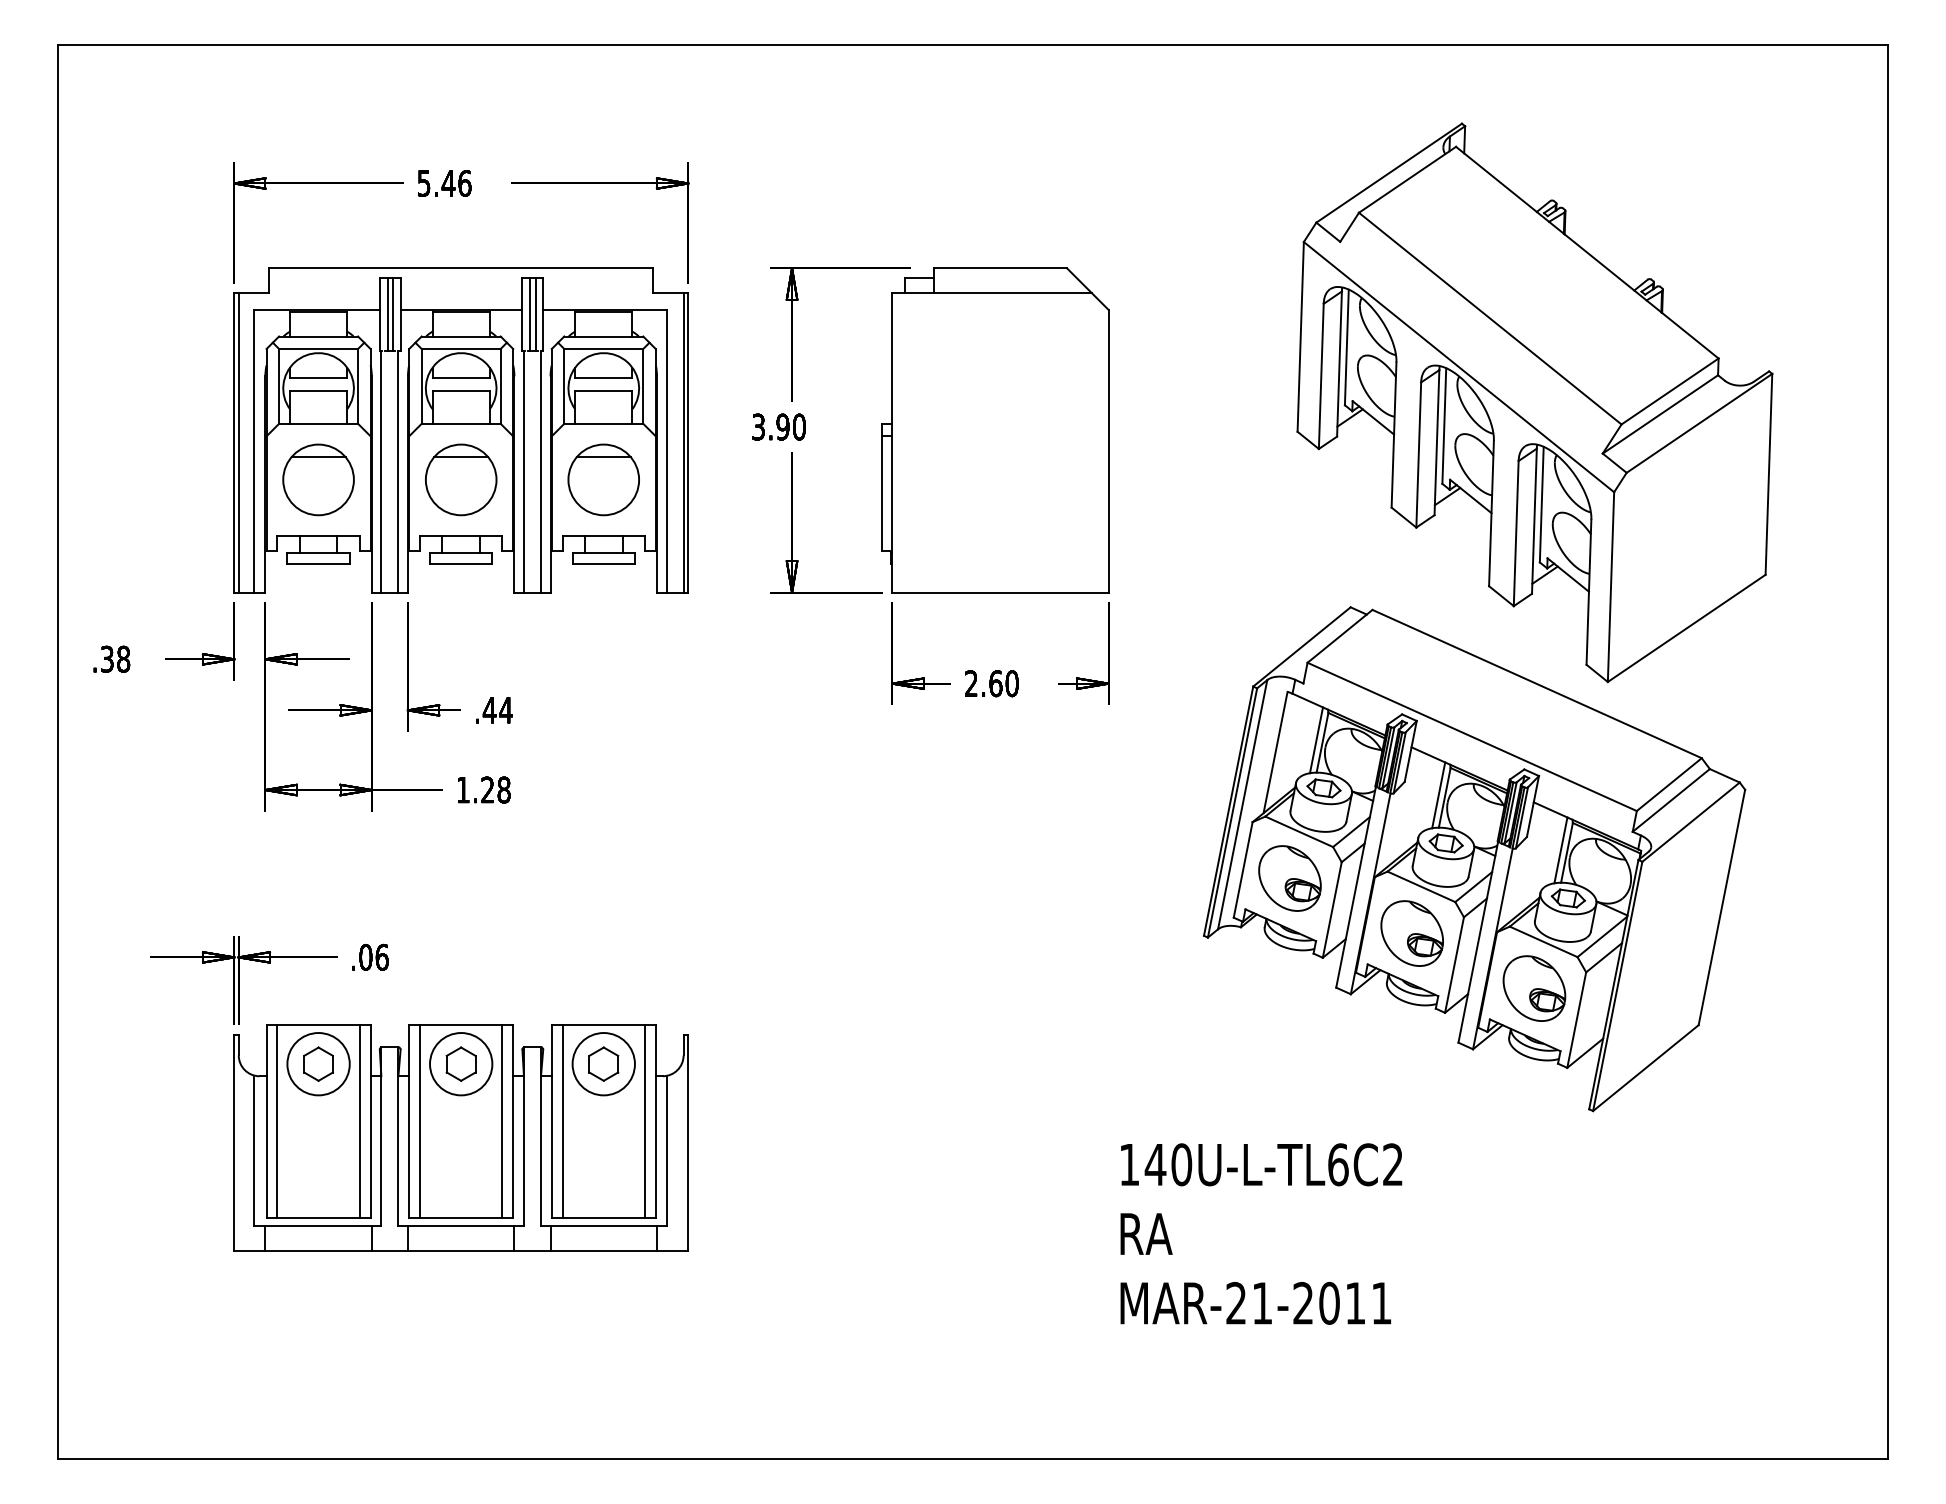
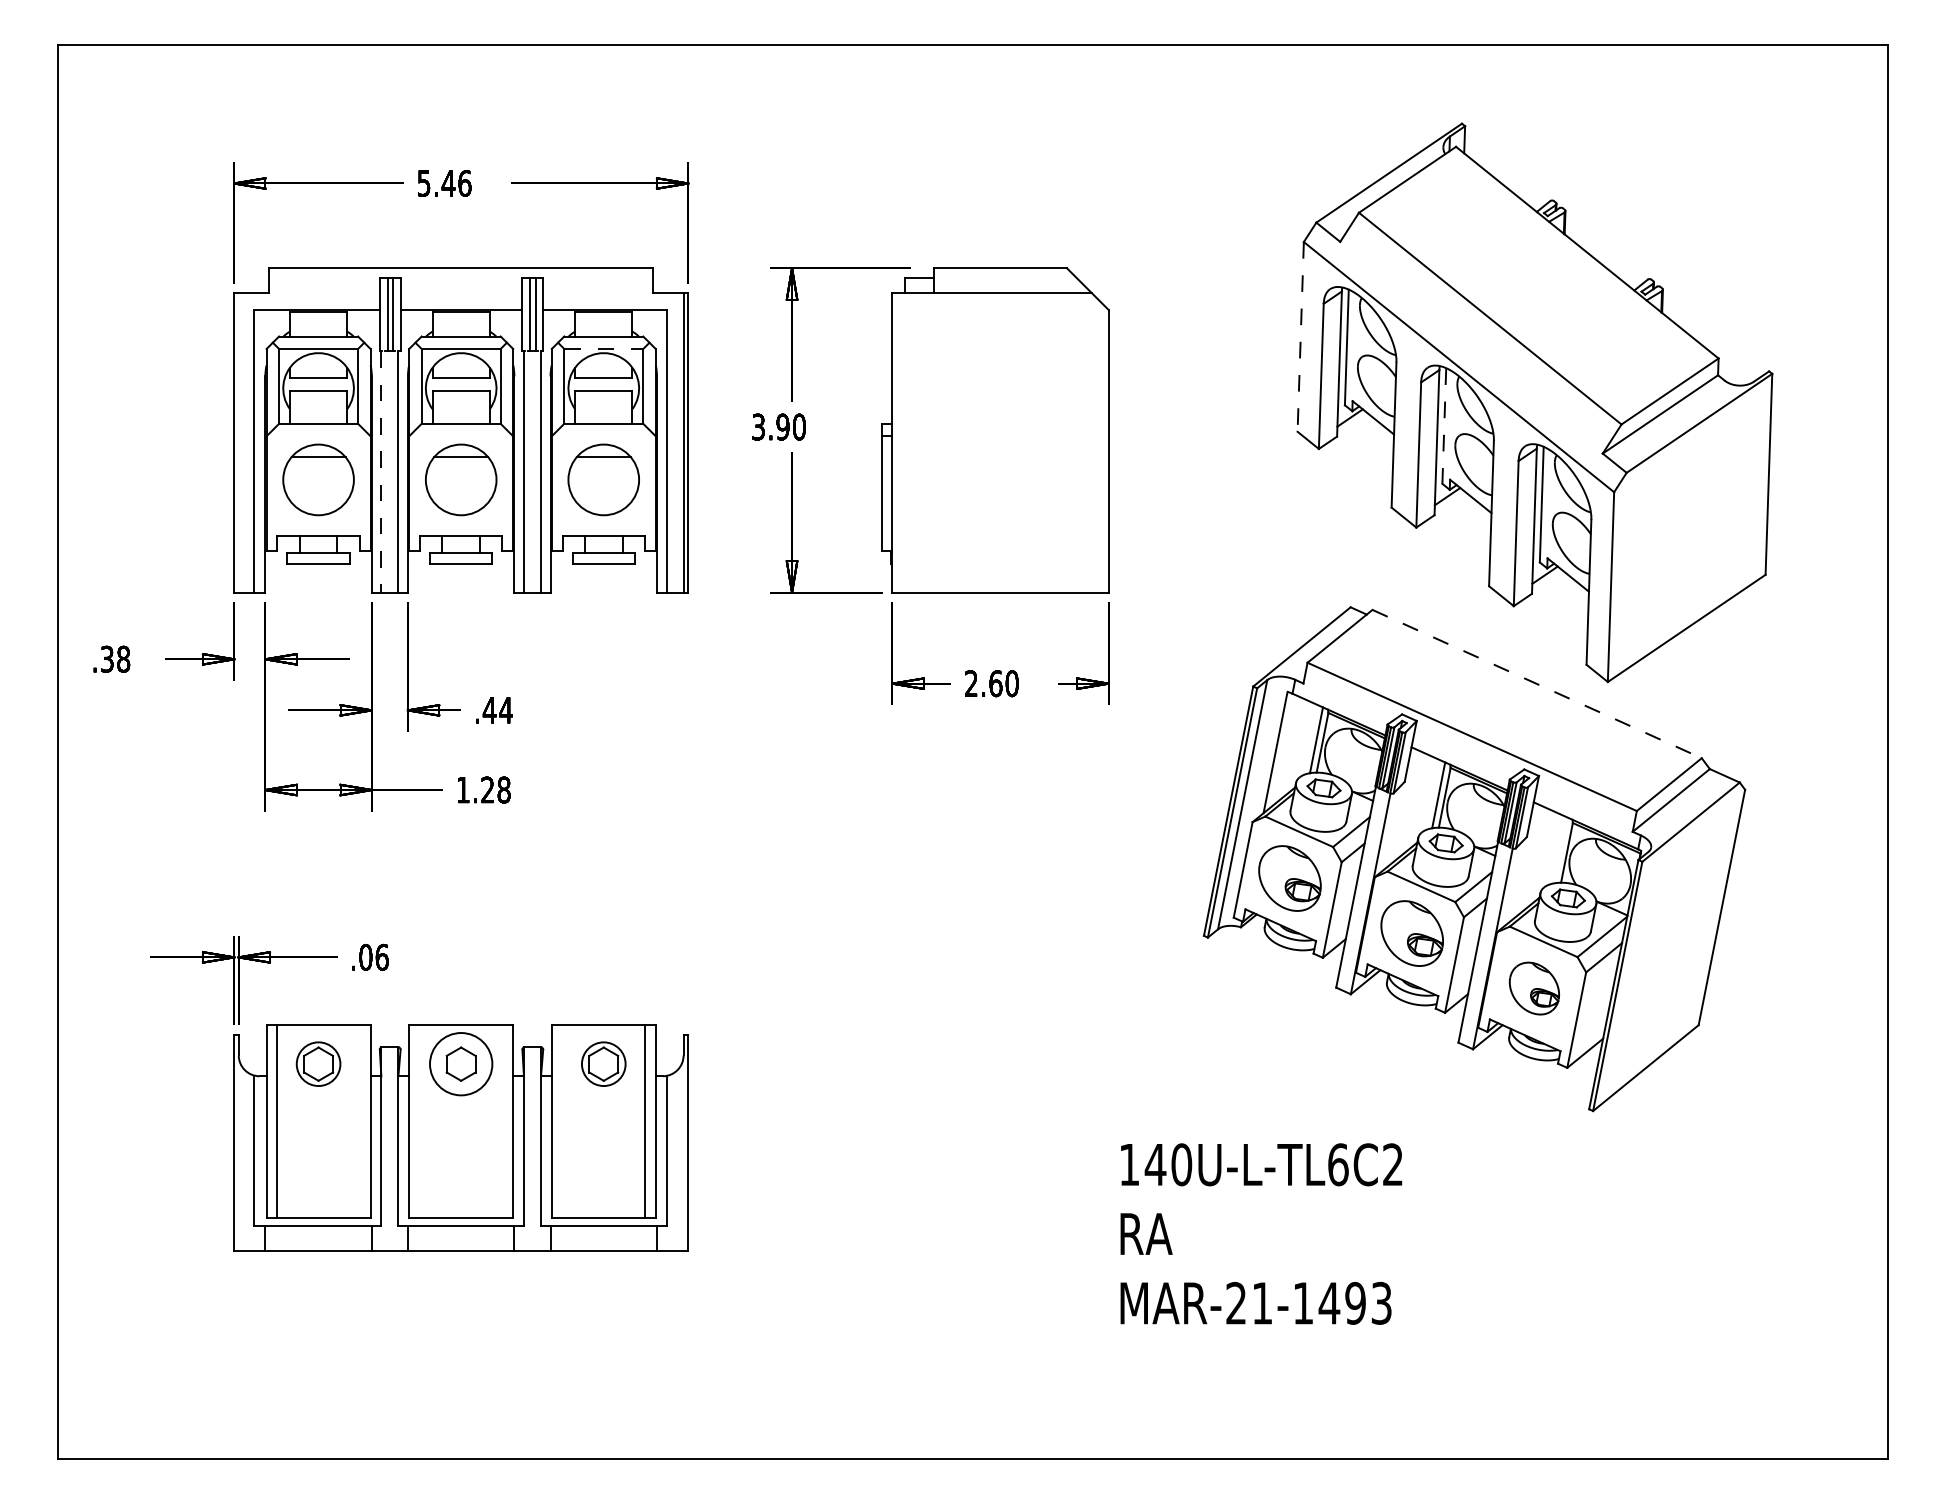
line: solid -> dashed (1300, 336)
line: solid -> dashed (604, 348)
line: solid -> dashed (1444, 426)
line: present -> none (238, 442)
line: solid -> dashed (381, 472)
line: solid -> dashed (1537, 684)
line: present -> none (1560, 850)
part size: 65x67 px -> 52x55 px (1533, 988)
circle diameter: 62 px -> 44 px (318, 1064)
circle diameter: 62 px -> 44 px (603, 1064)
line: present -> none (359, 1120)
line: present -> none (420, 1120)
line: present -> none (502, 1120)
line: present -> none (562, 1120)
text: MAR-21-2011 -> MAR-21-1493 (1342, 1302)
